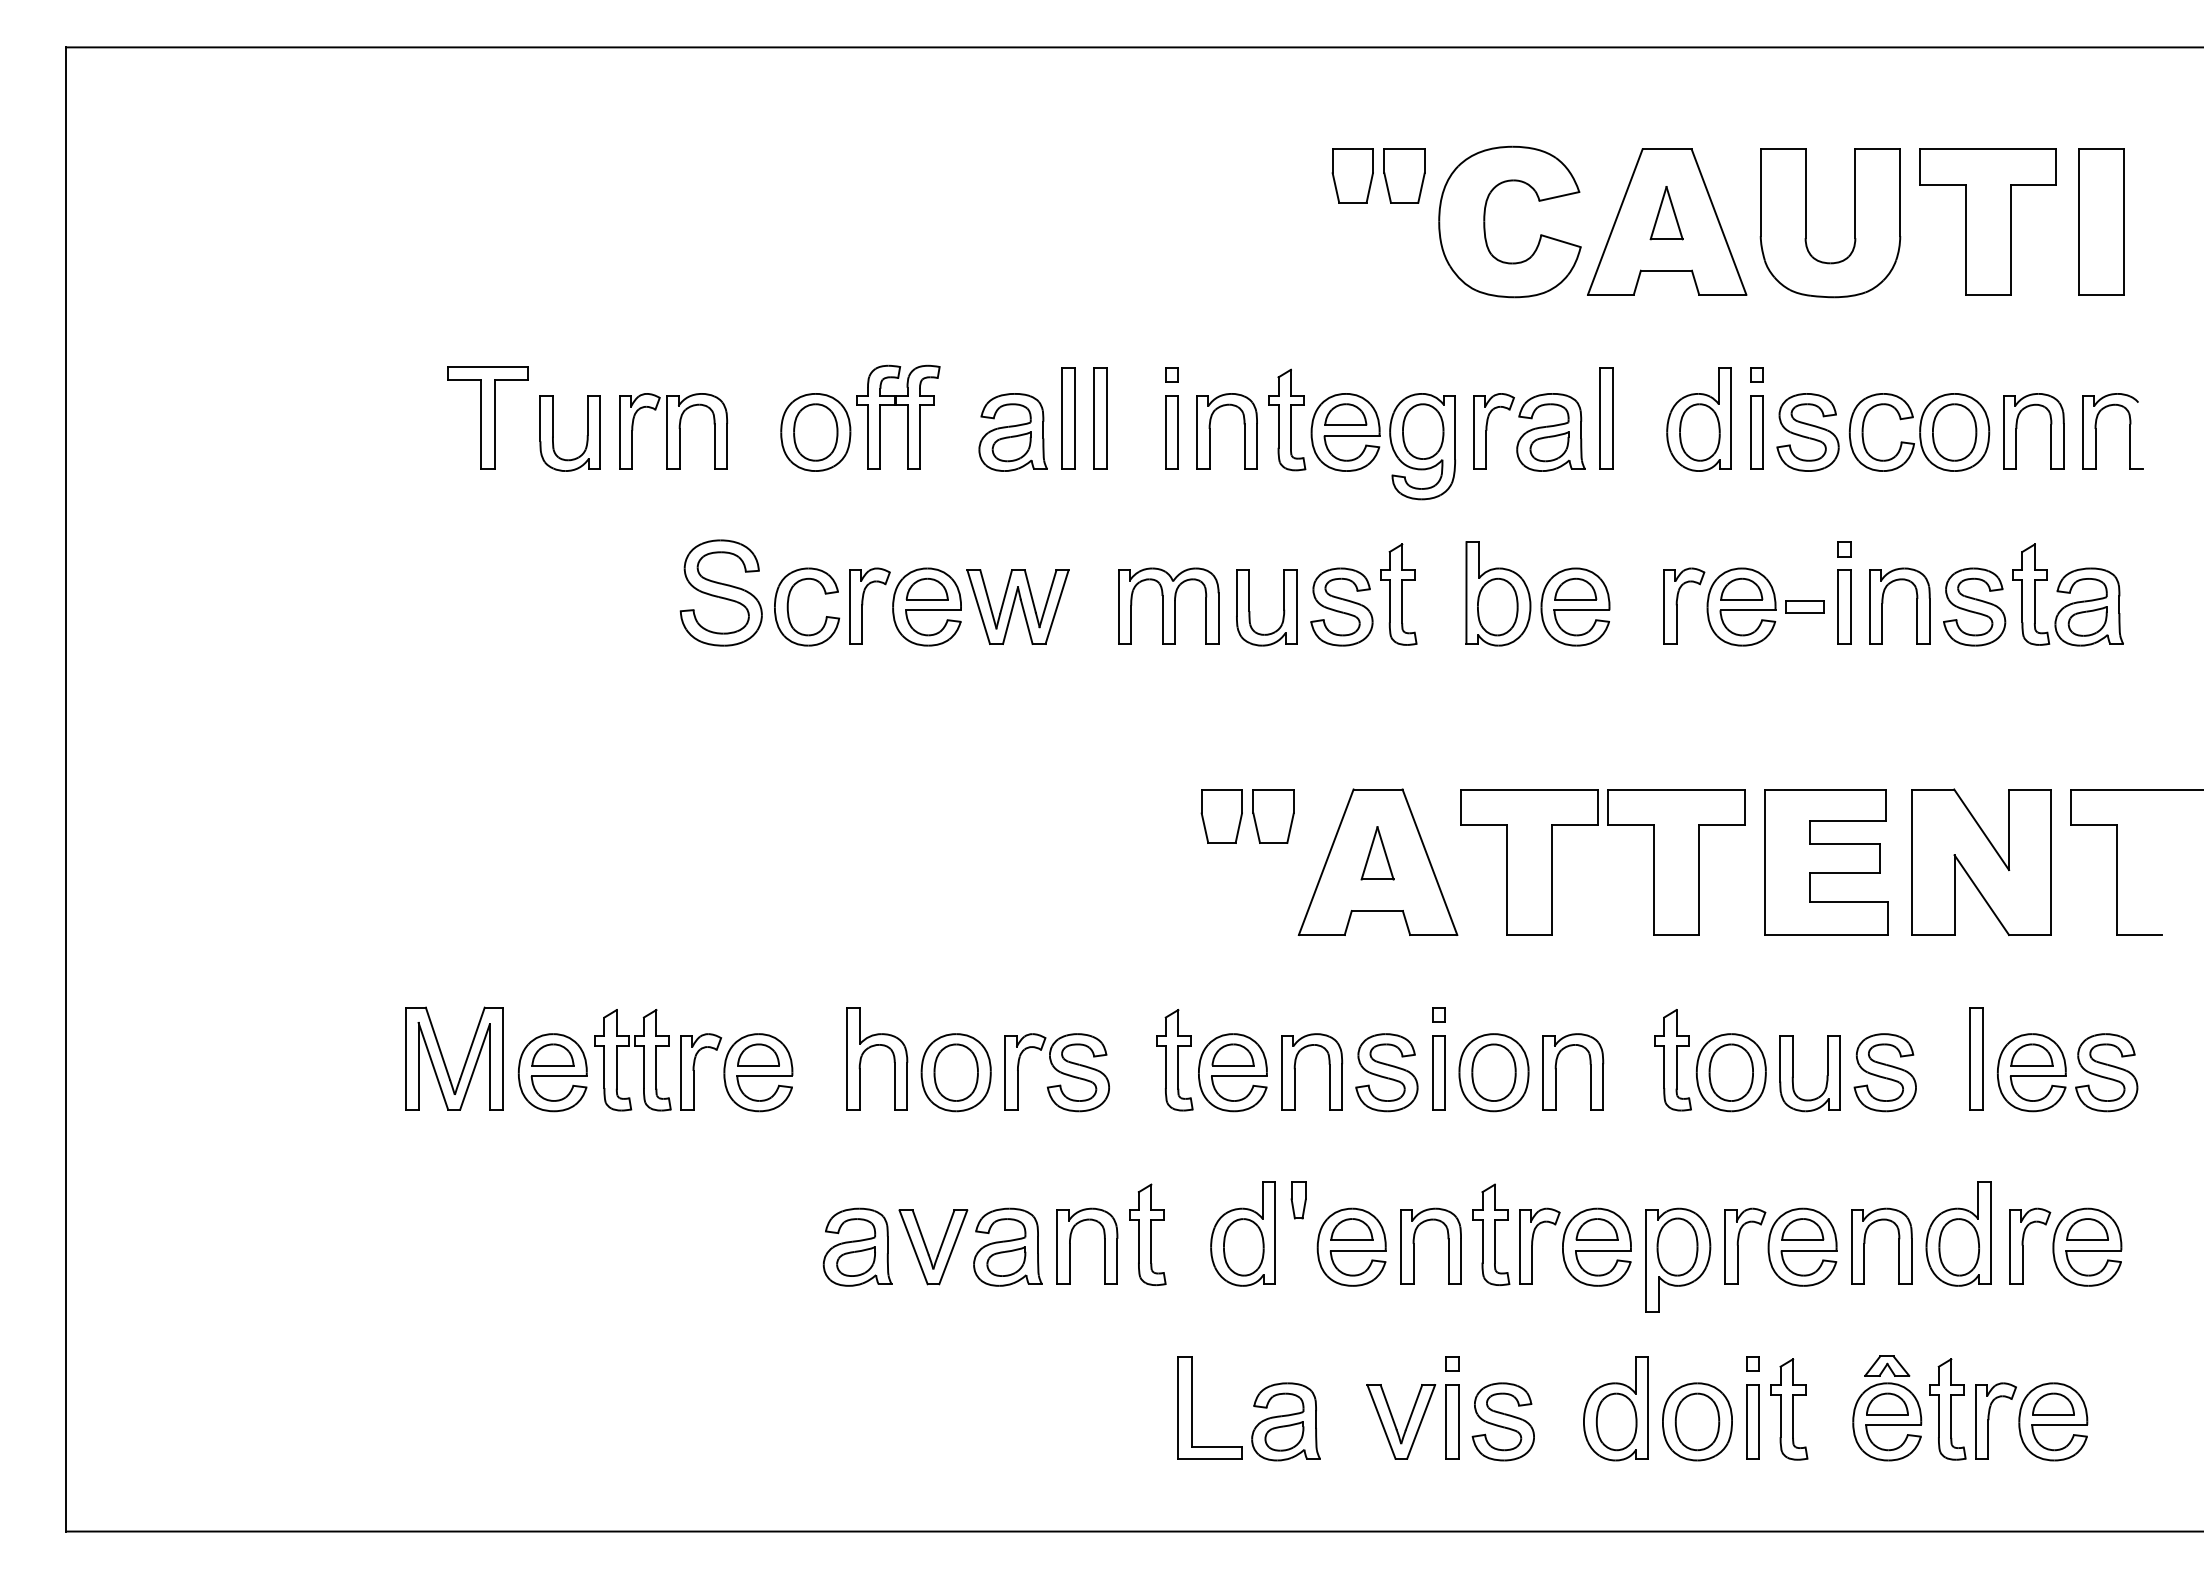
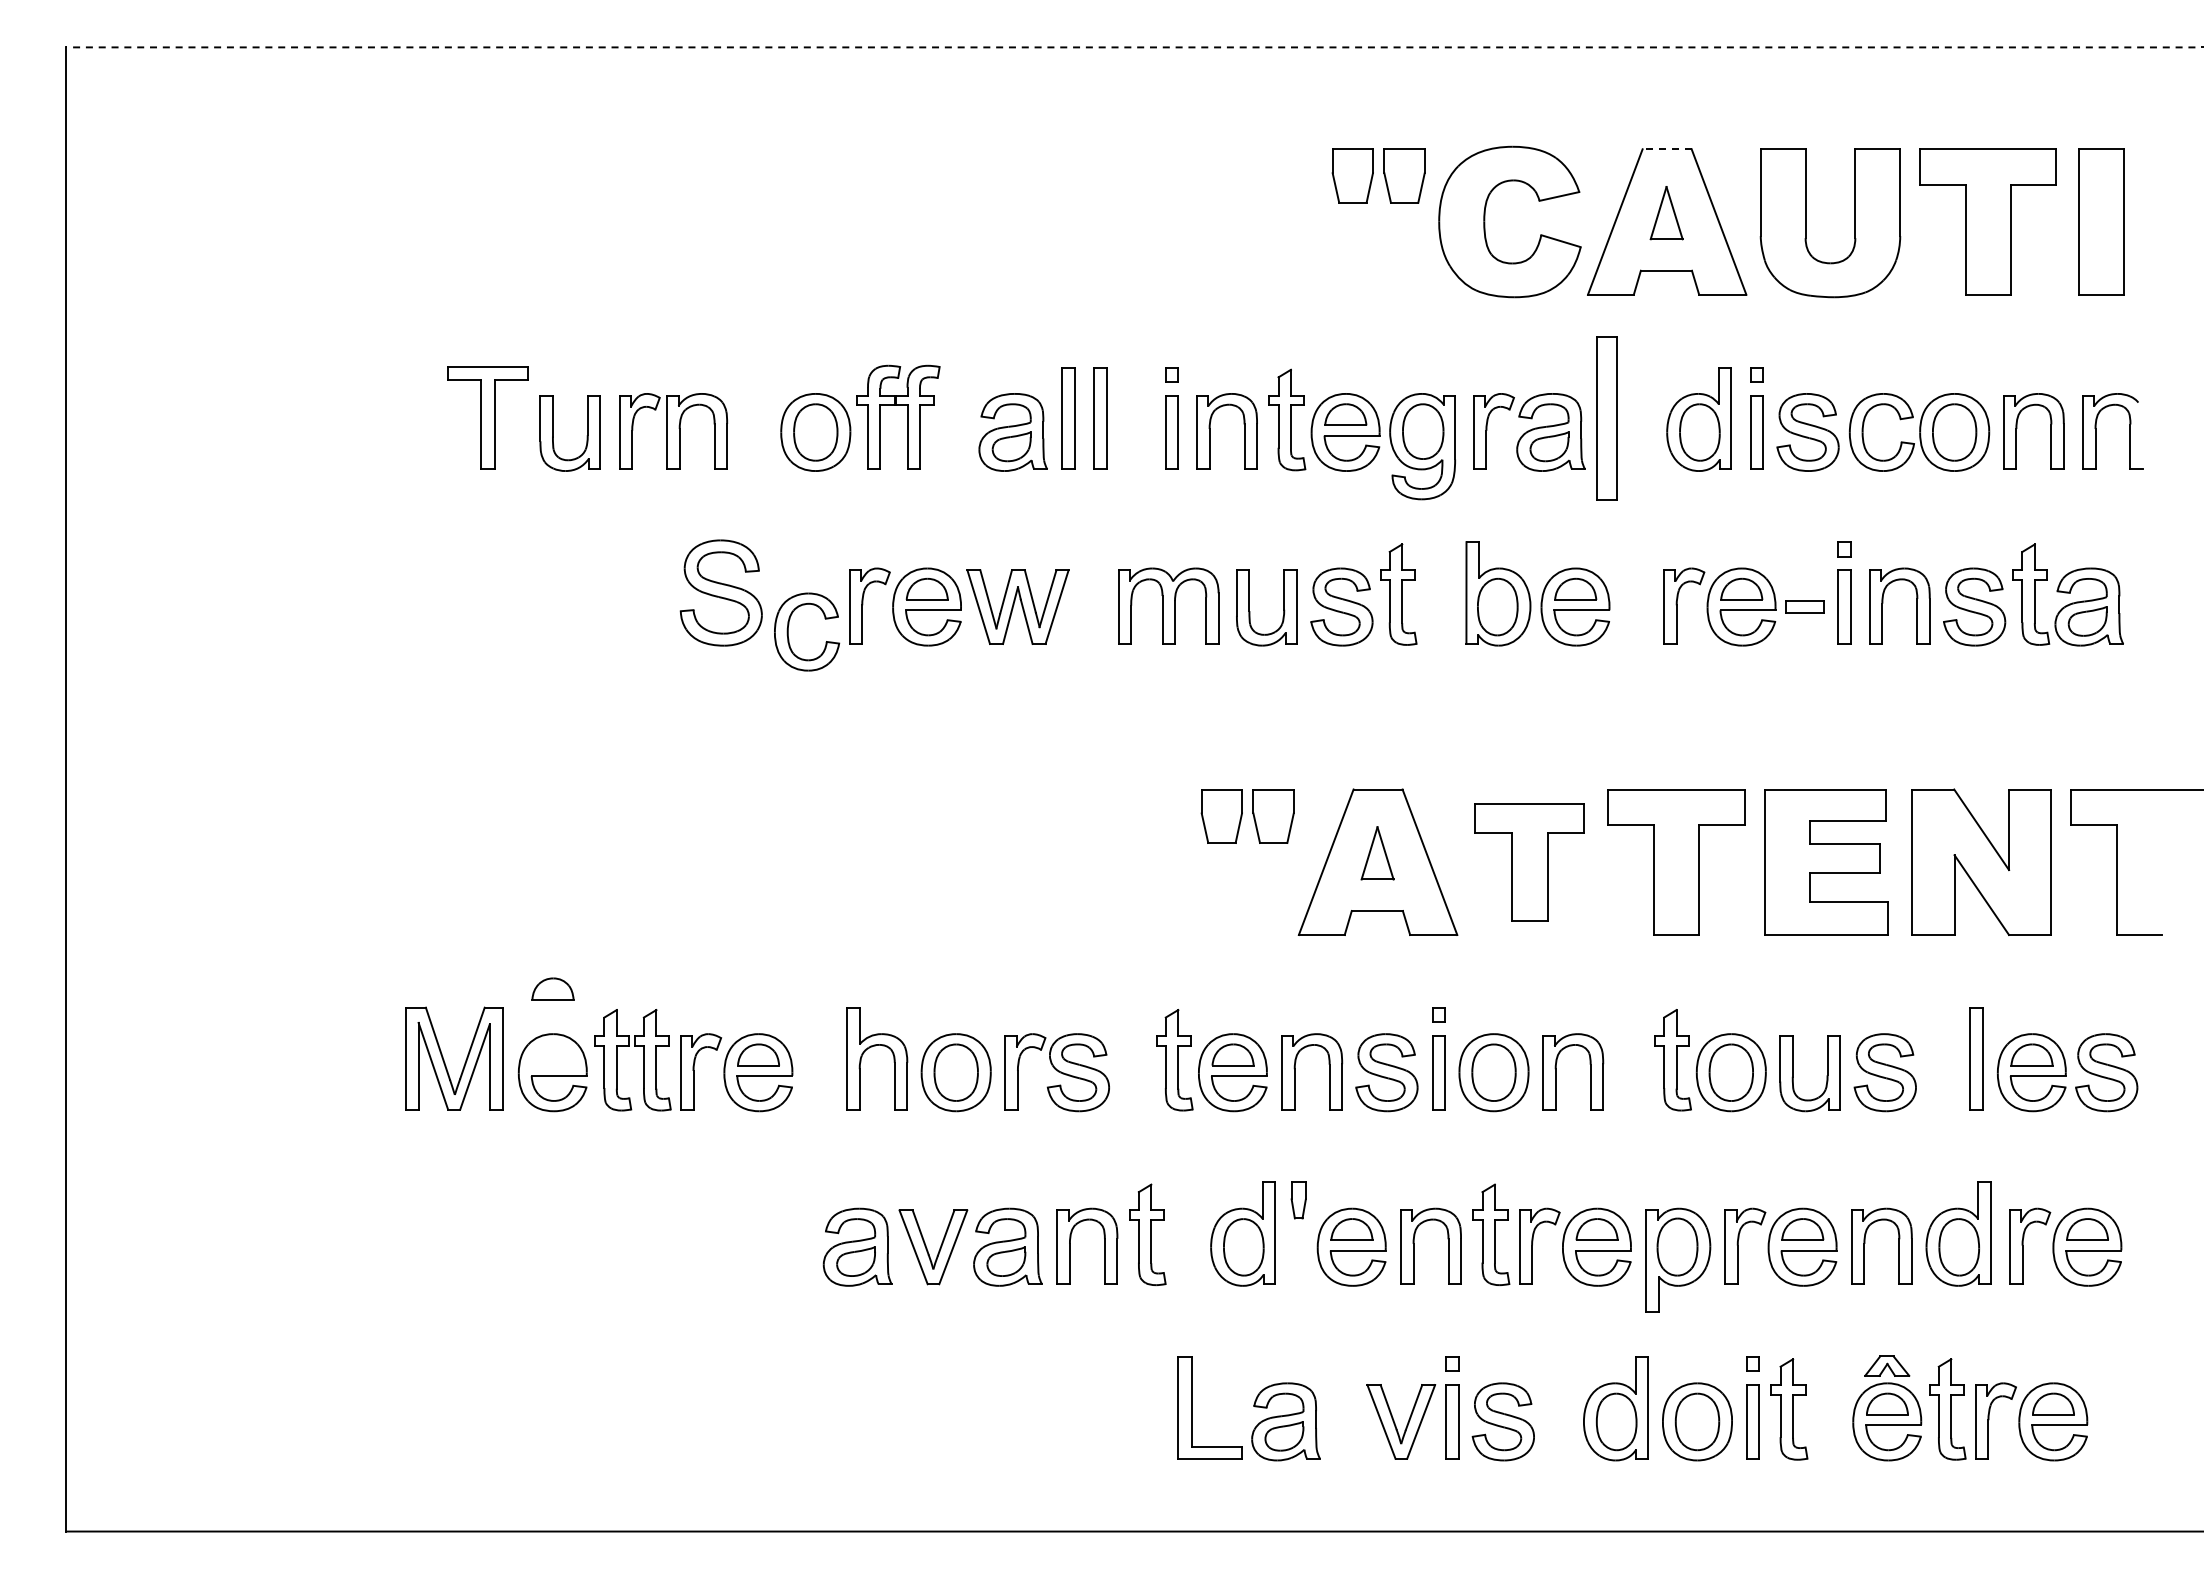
line: solid -> dashed (1134, 47)
line: solid -> dashed (1667, 149)
part size: 15x103 px -> 22x165 px (1606, 418)
part position: (789, 600) -> (789, 625) (789, 625)
part size: 139x147 px -> 111x119 px (1529, 862)
part position: (552, 1054) -> (552, 988) (552, 988)
